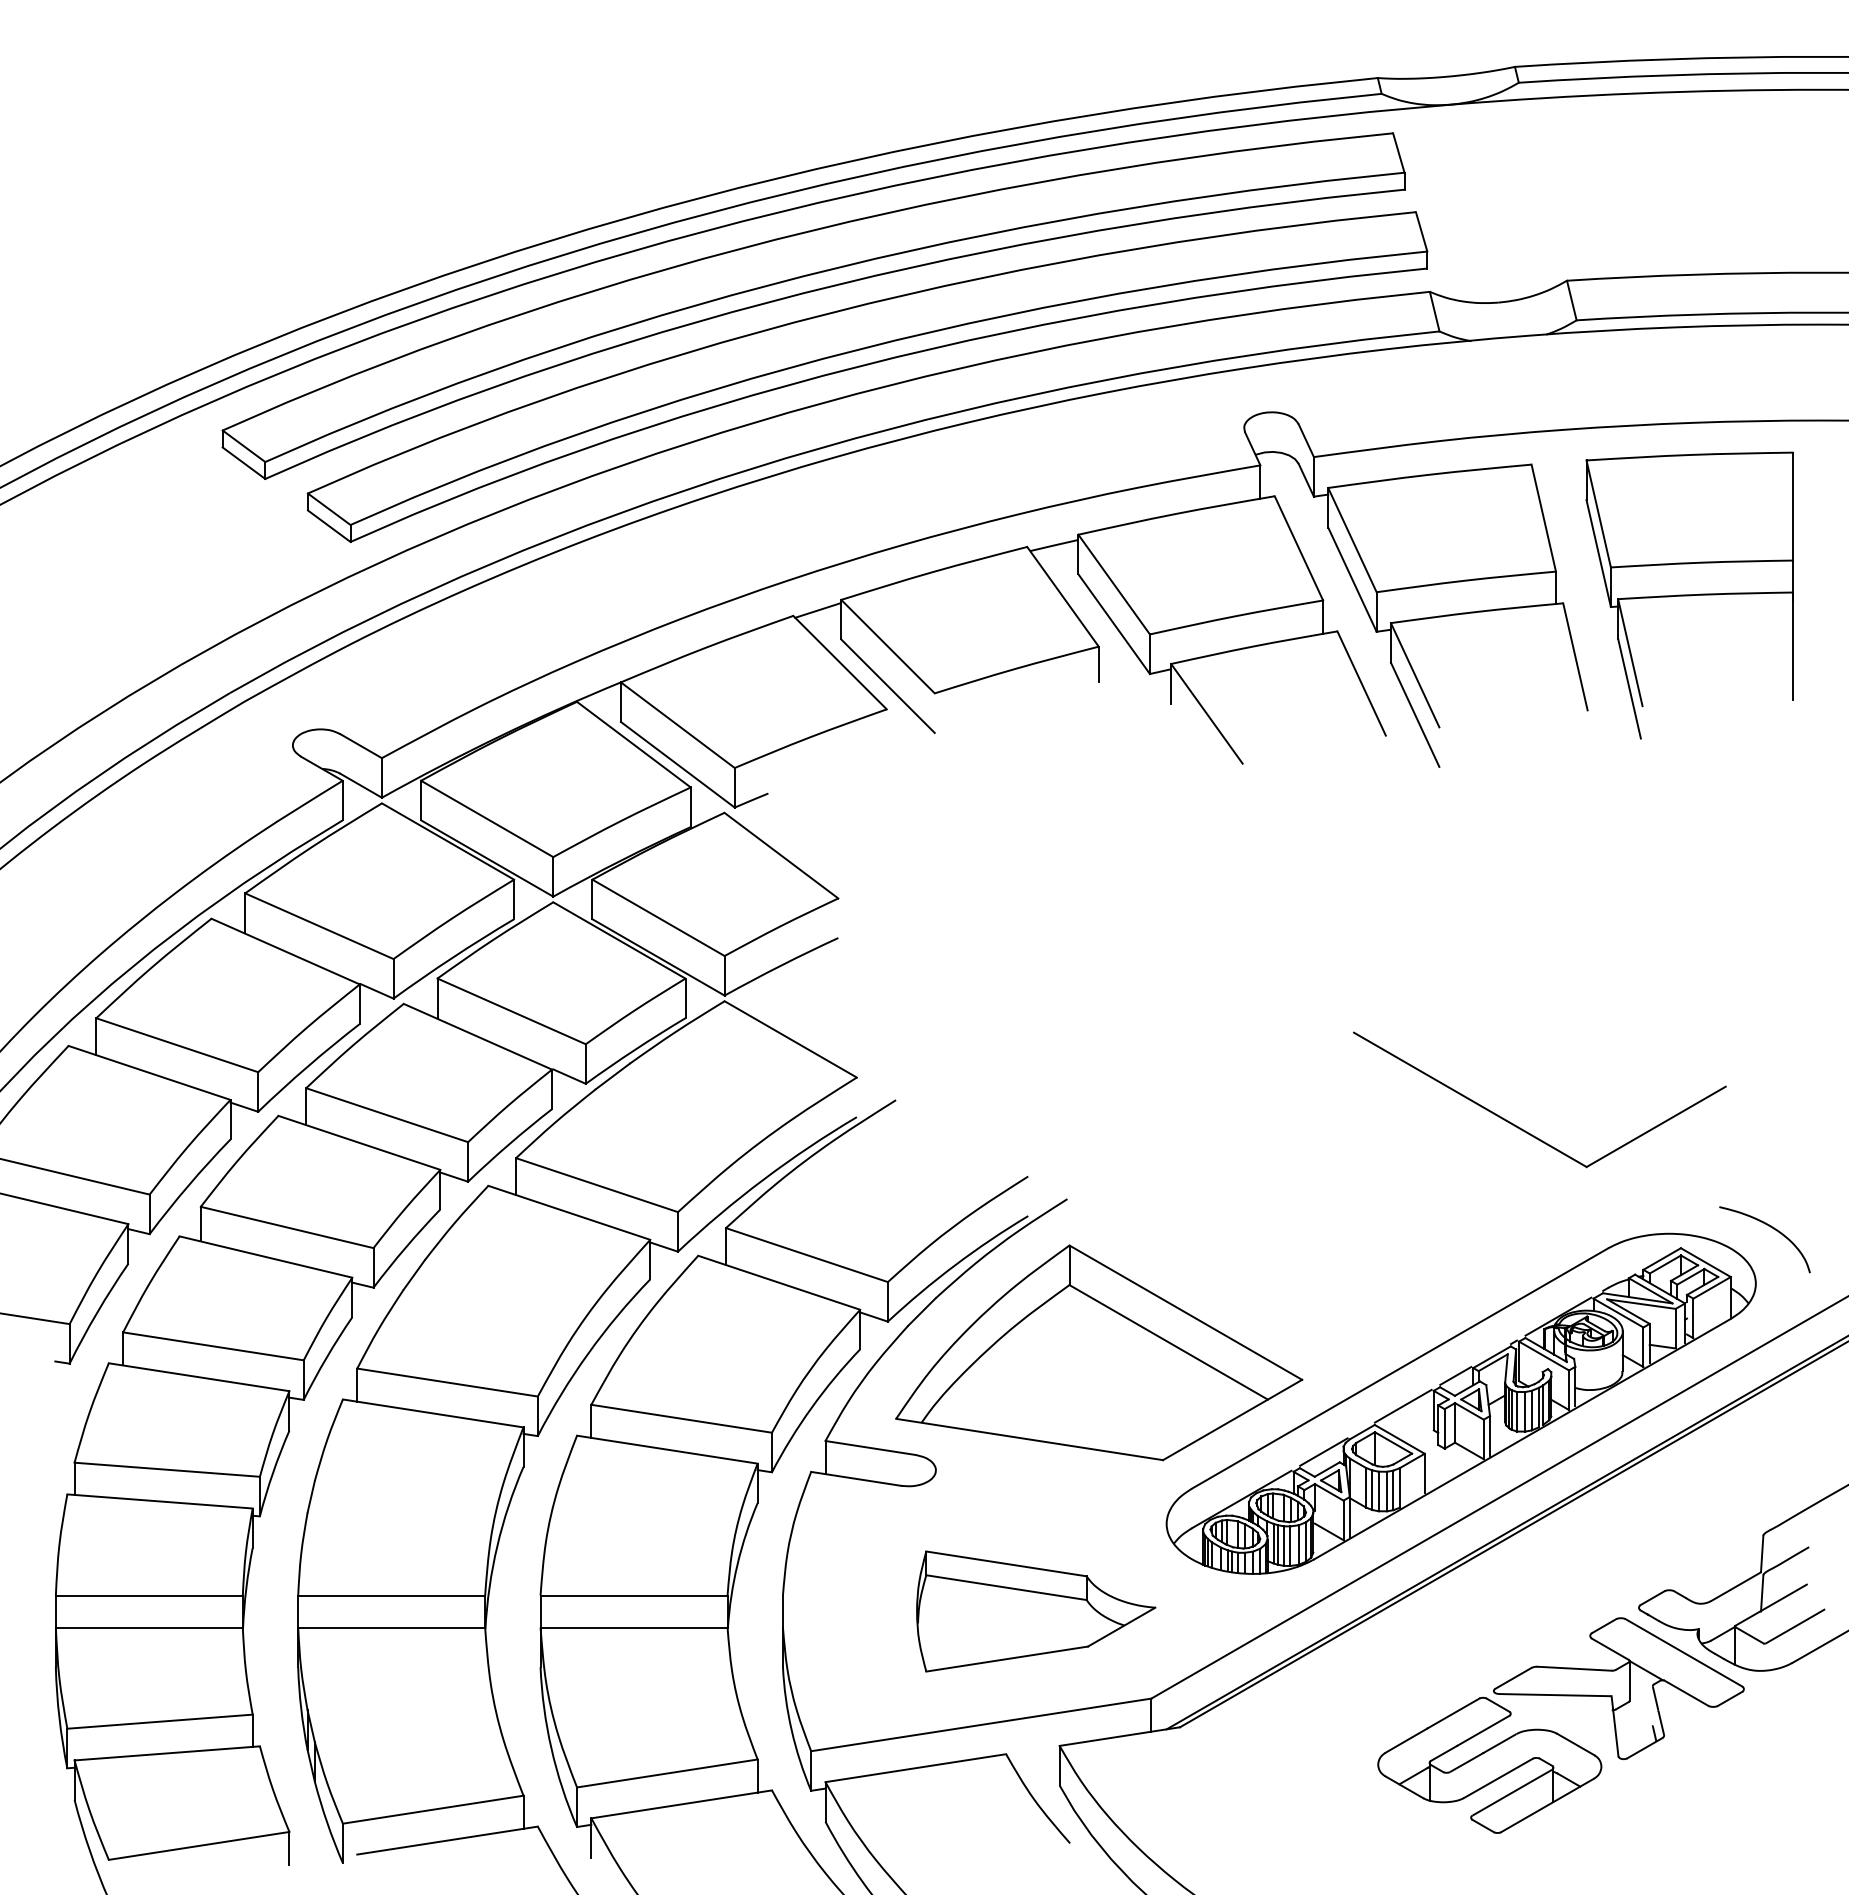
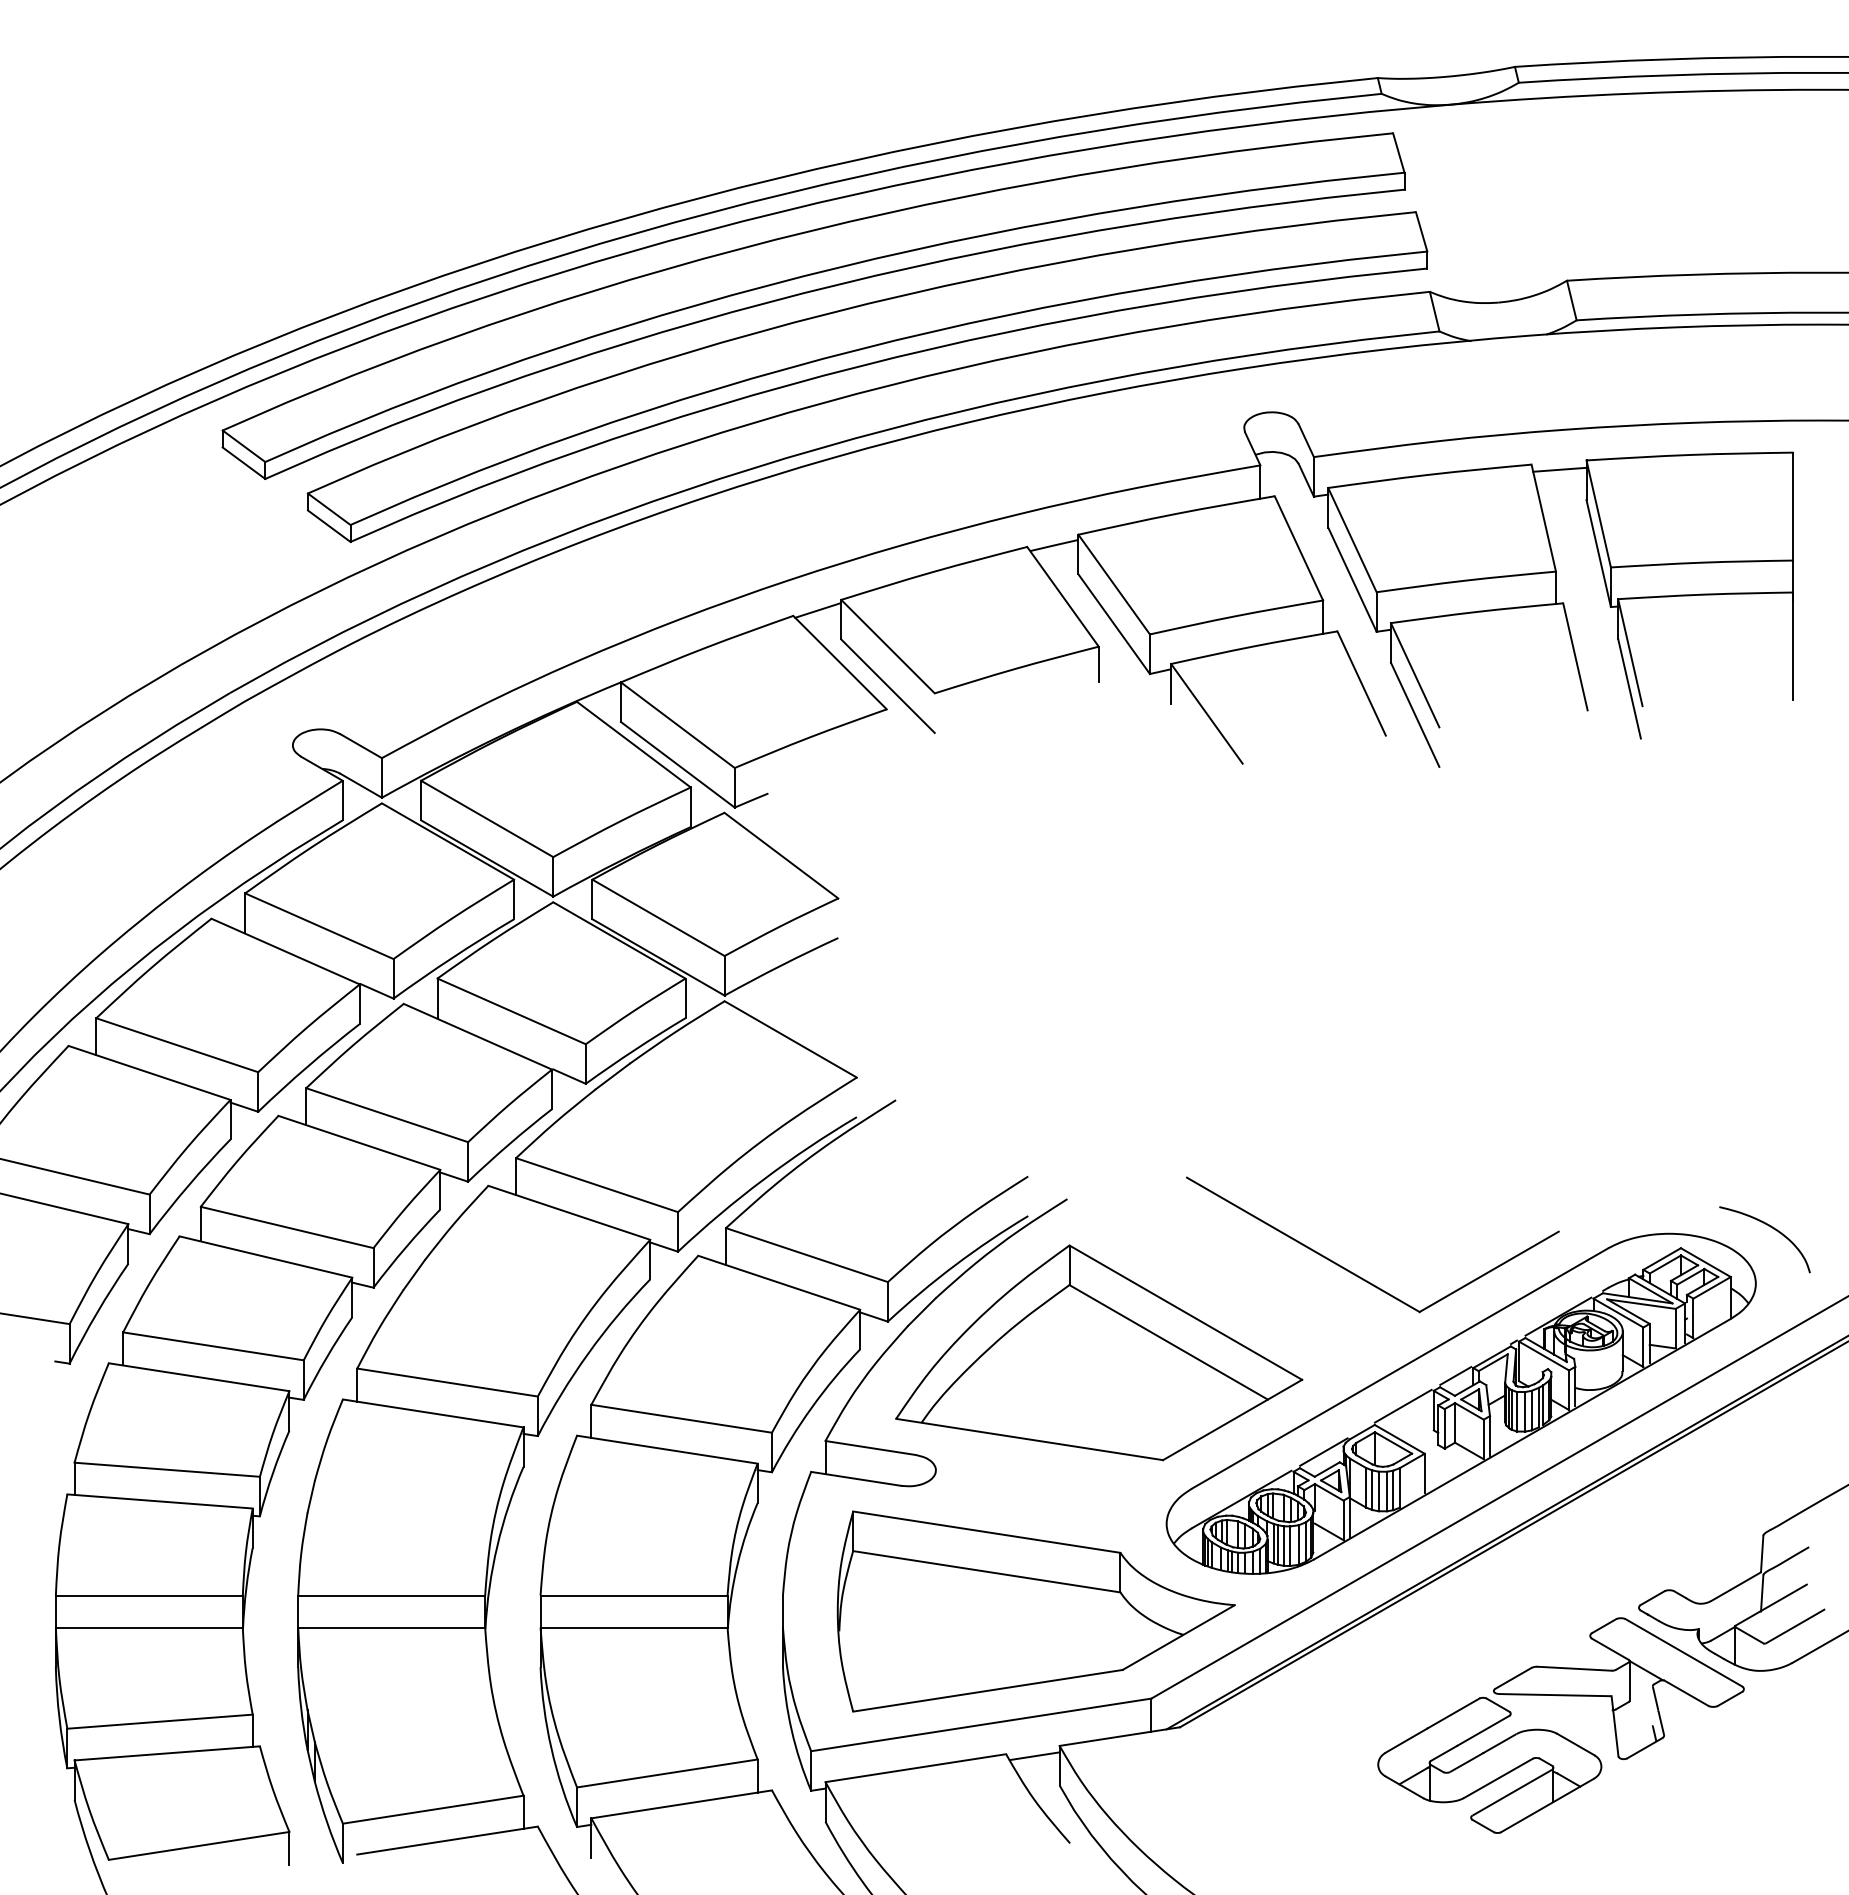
line: none -> present (1559, 469)
part position: (1522, 1128) -> (1355, 1273) (1355, 1273)
part size: 241x123 px -> 400x203 px (1035, 1611)
line: none -> present (1034, 1756)
